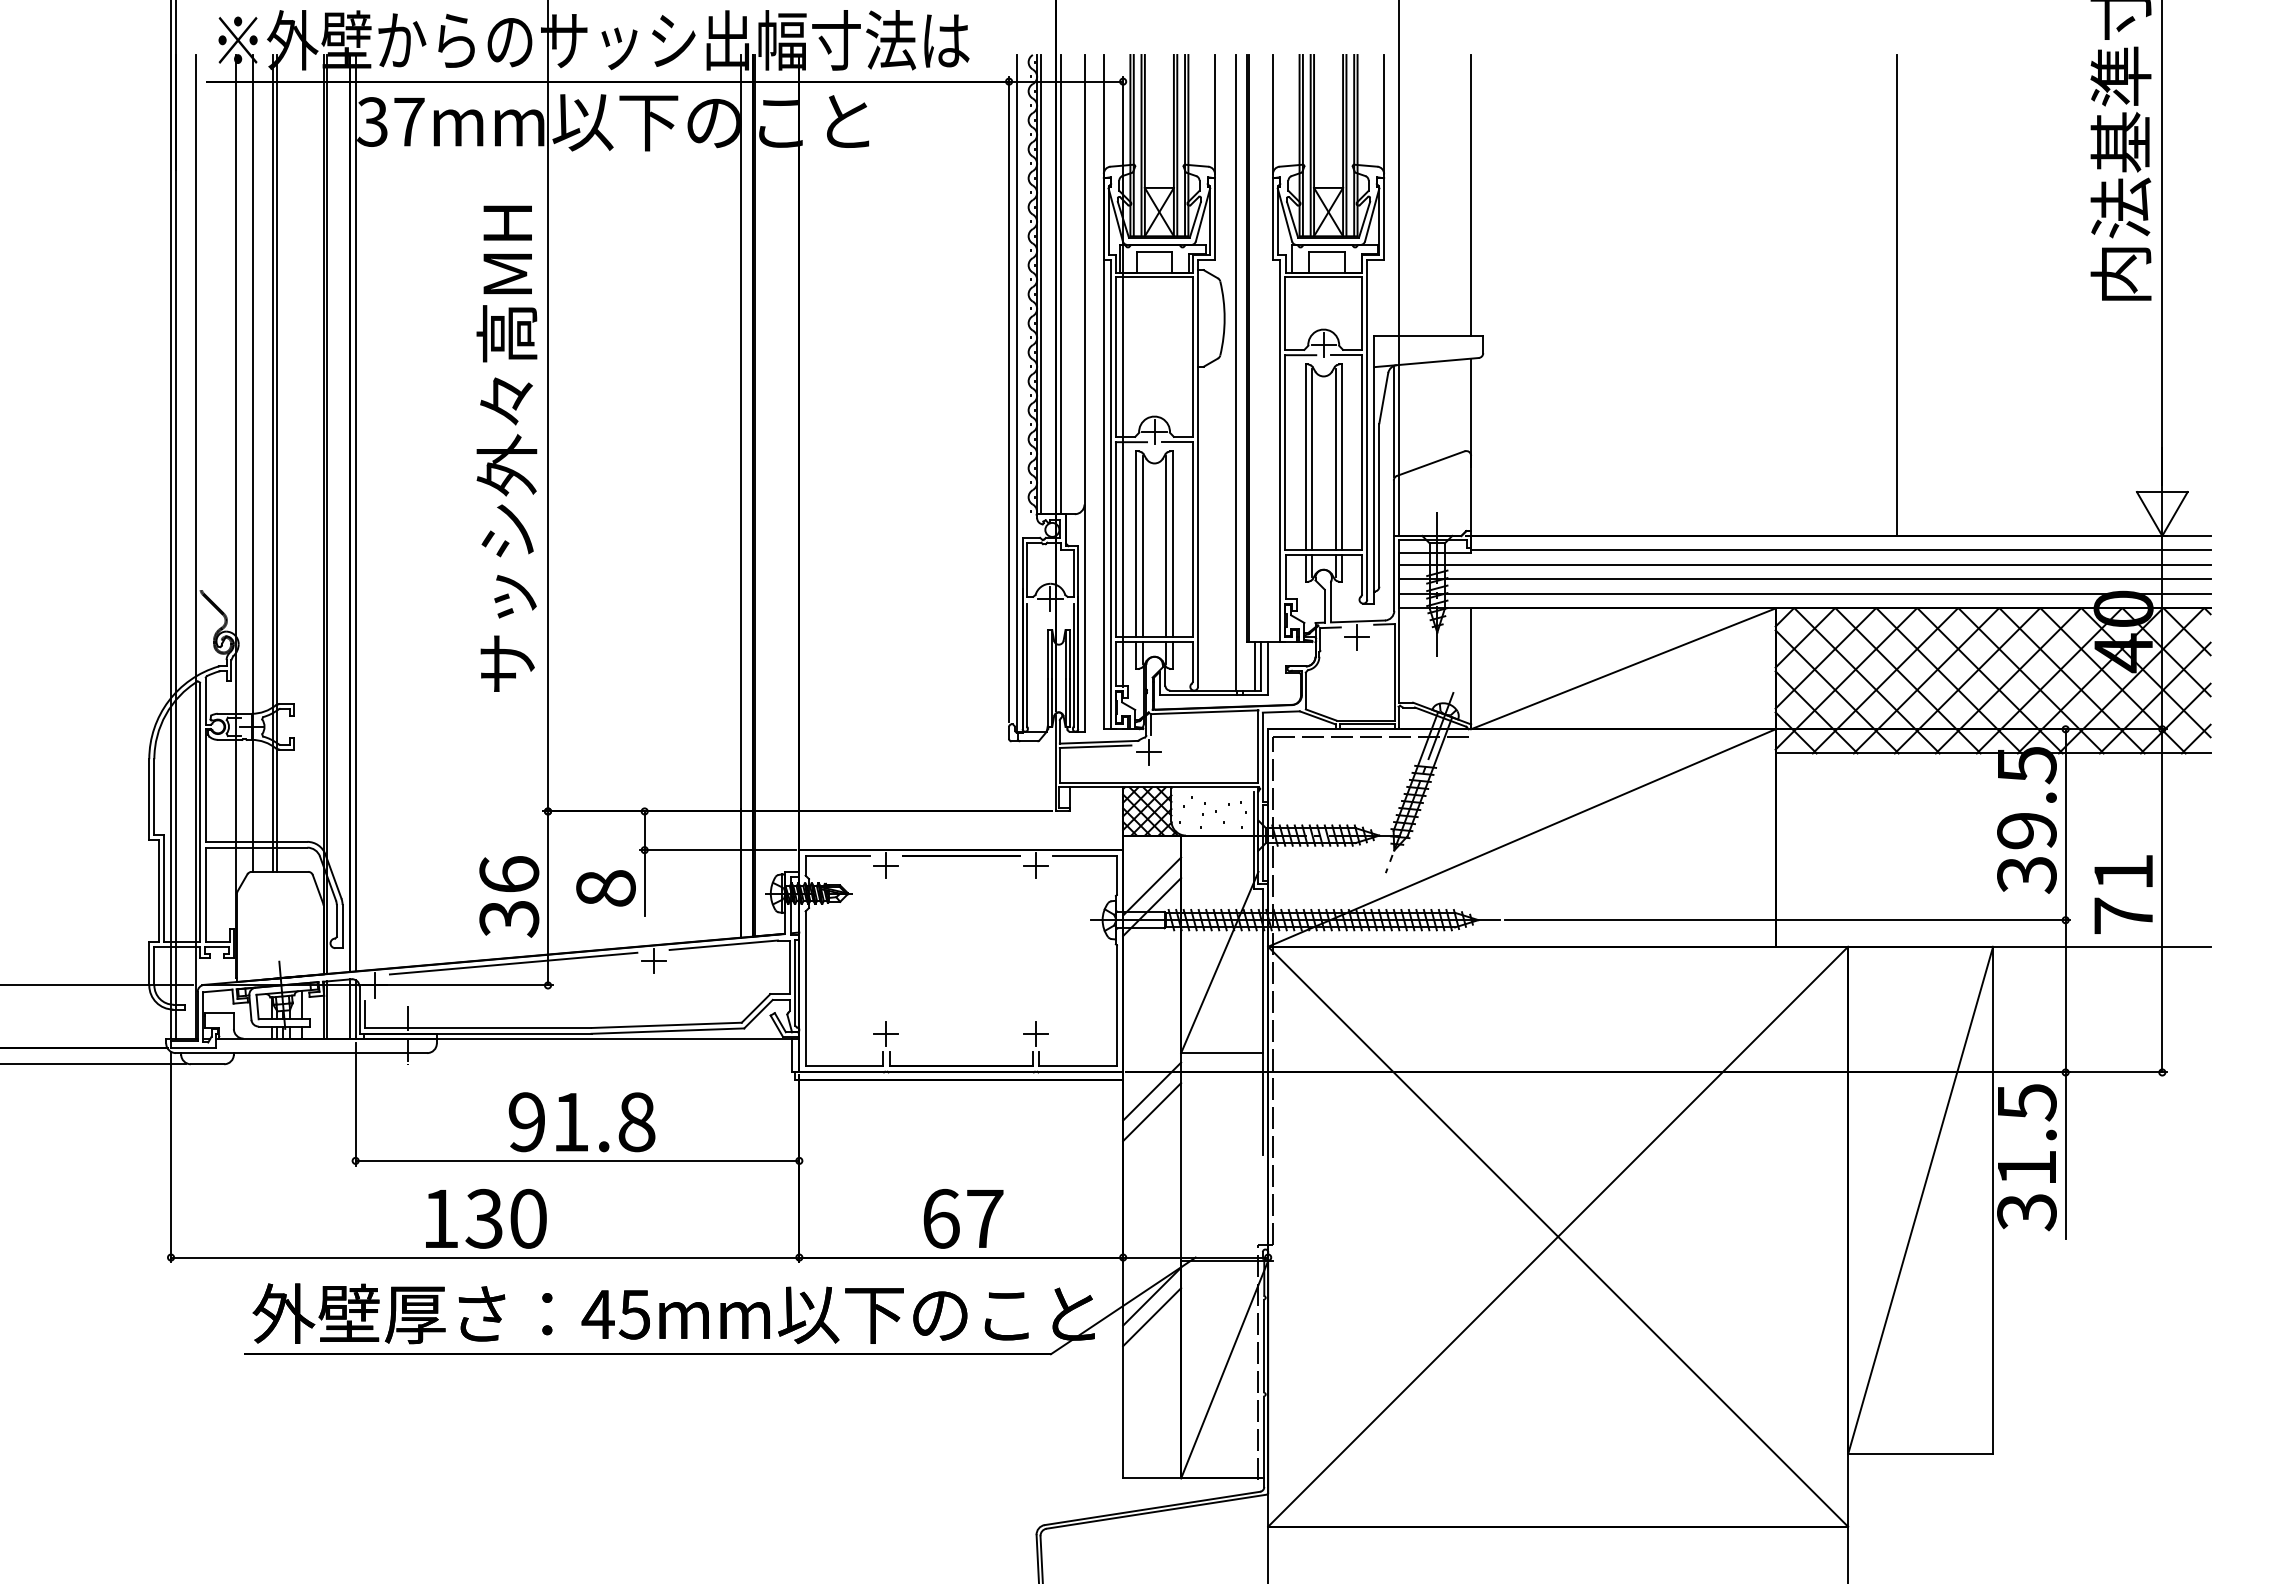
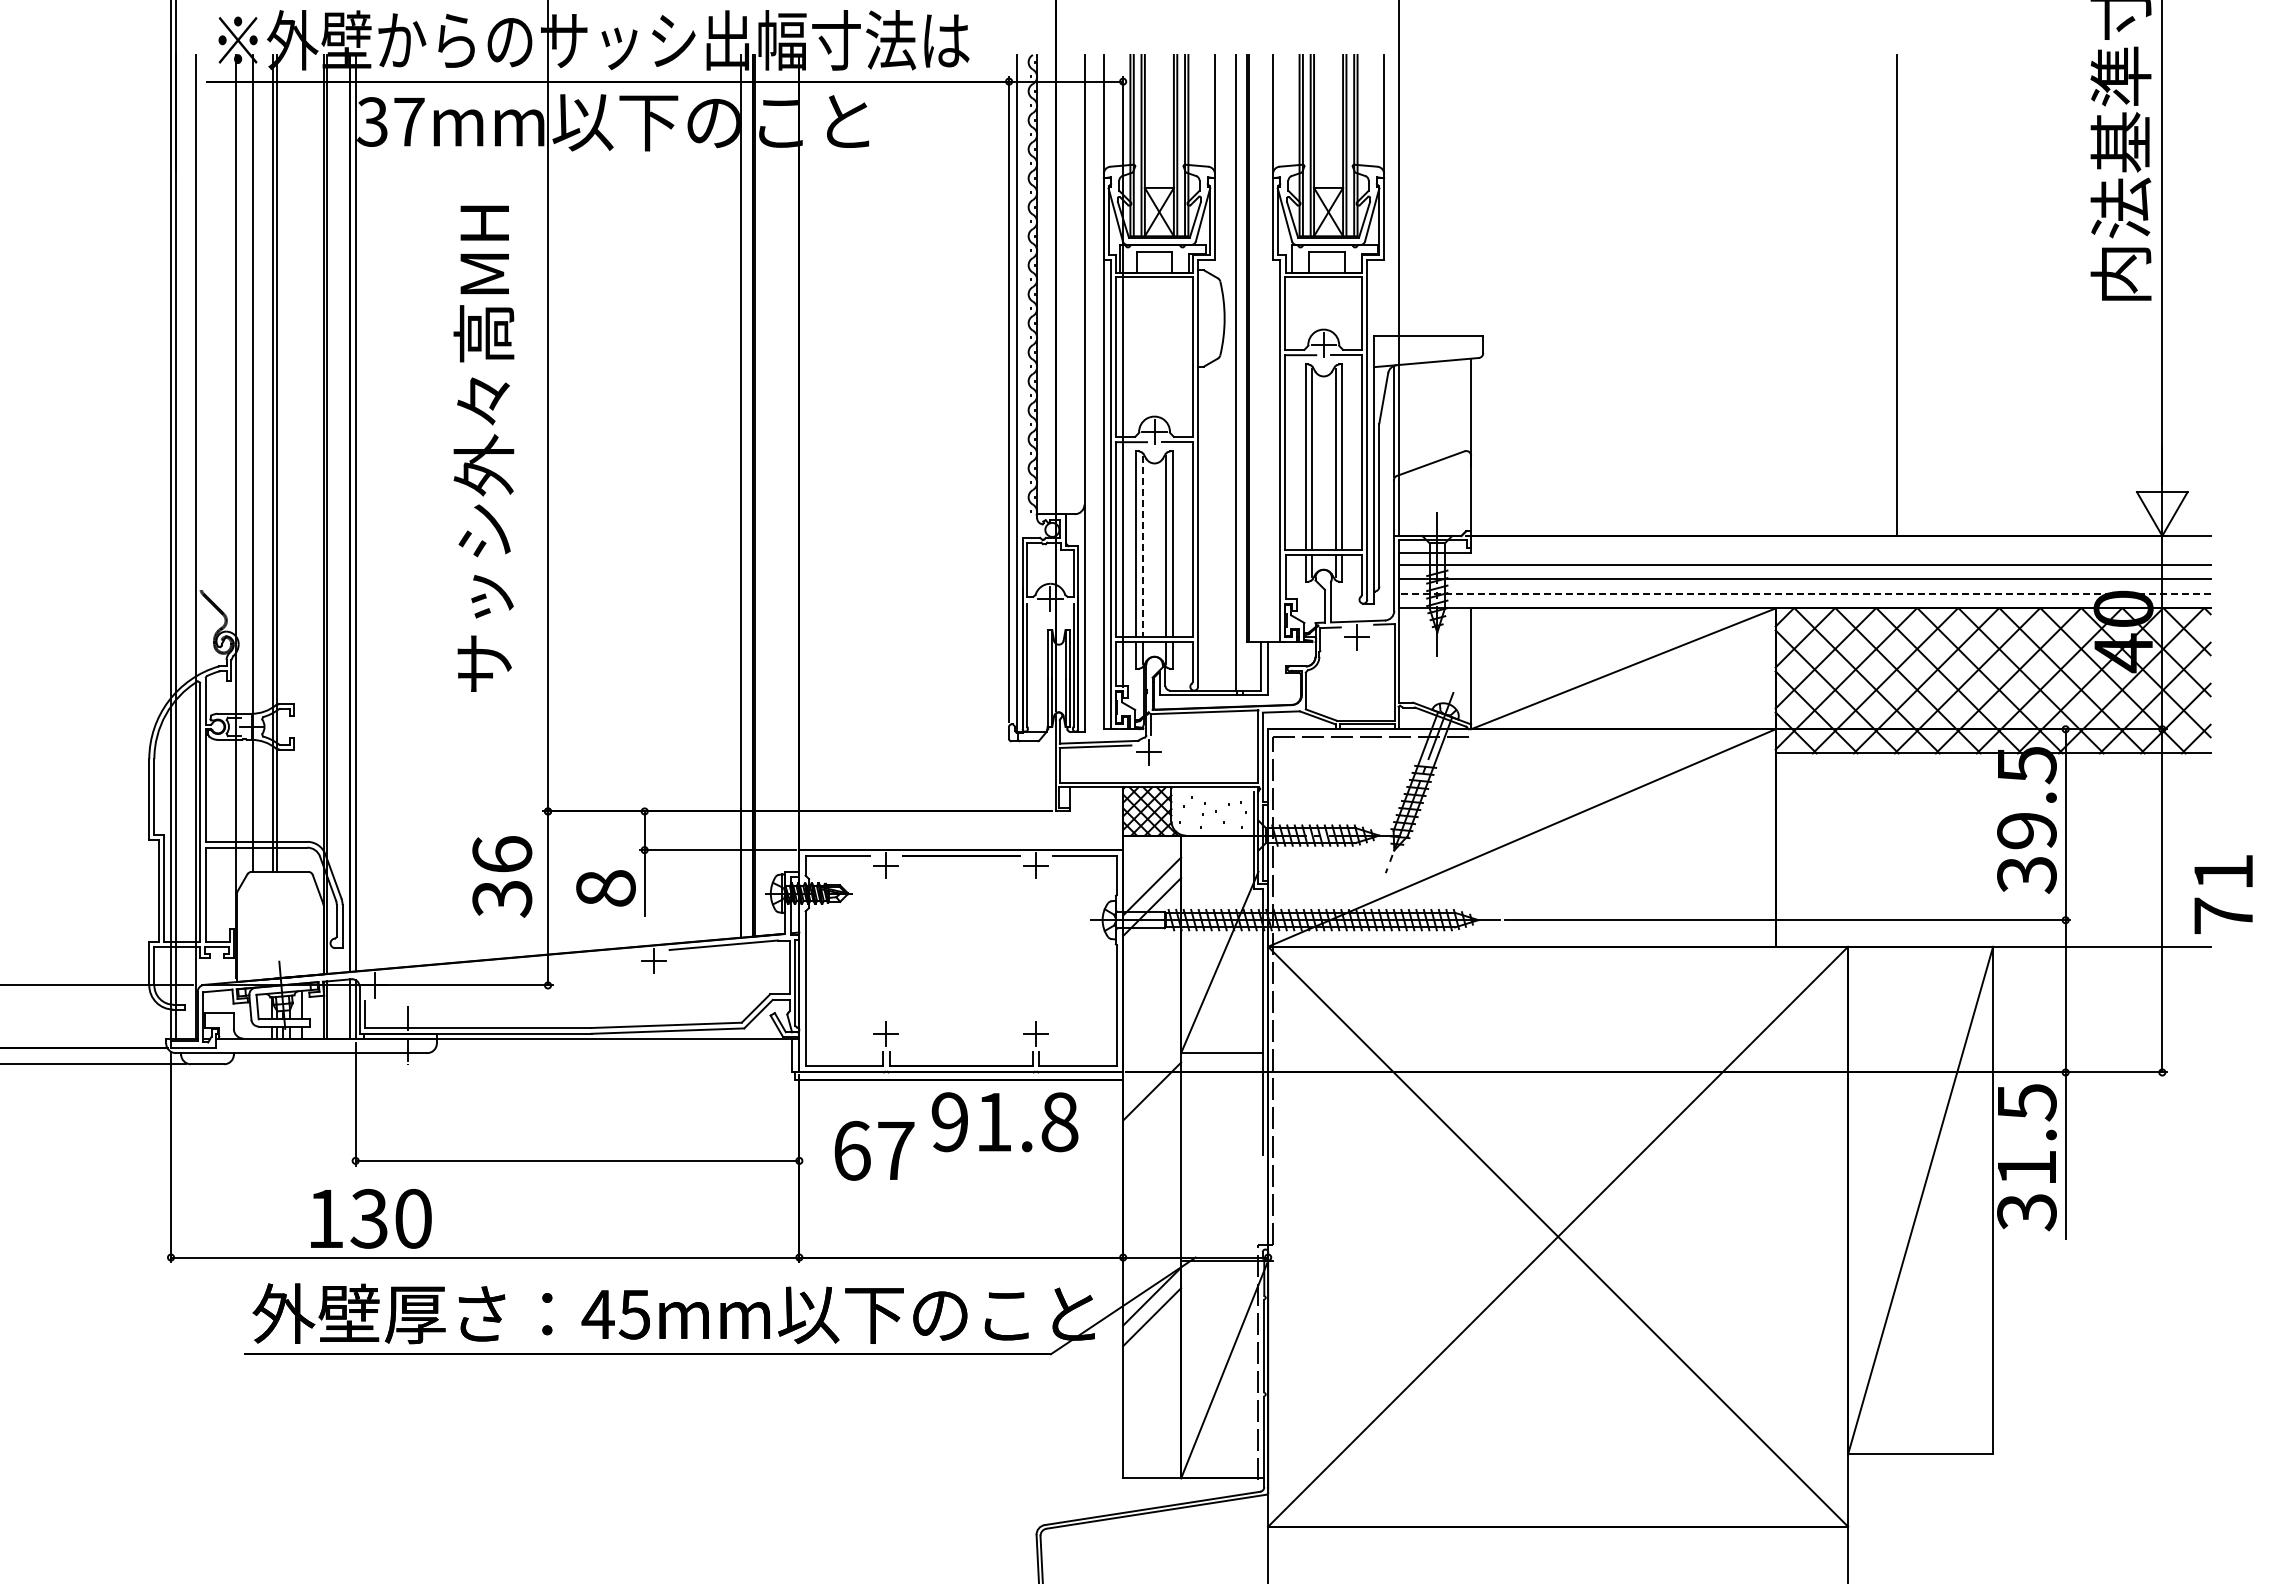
line: present -> none (1471, 194)
line: present -> none (1041, 284)
line: present -> none (1061, 284)
text position: (506, 448) -> (483, 448) (483, 448)
line: solid -> dashed (1142, 546)
line: present -> none (1840, 550)
line: solid -> dashed (1804, 593)
line: present -> none (1254, 666)
text position: (2123, 894) -> (2223, 894) (2223, 894)
text position: (509, 896) -> (502, 876) (502, 876)
line: present -> none (513, 963)
line: present -> none (1152, 1112)
text position: (581, 1122) -> (1004, 1122) (1004, 1122)
text position: (486, 1218) -> (371, 1218) (371, 1218)
text position: (963, 1218) -> (874, 1150) (874, 1150)
